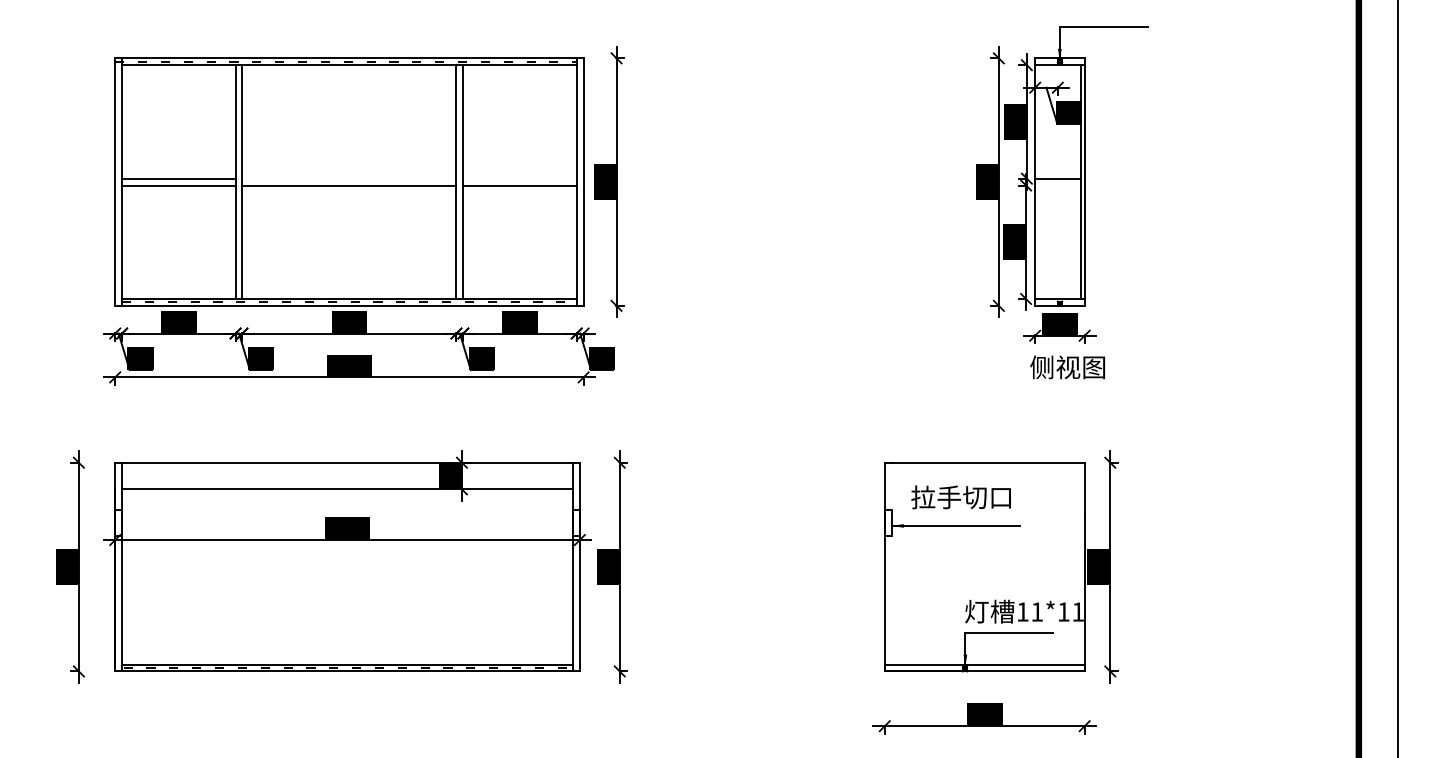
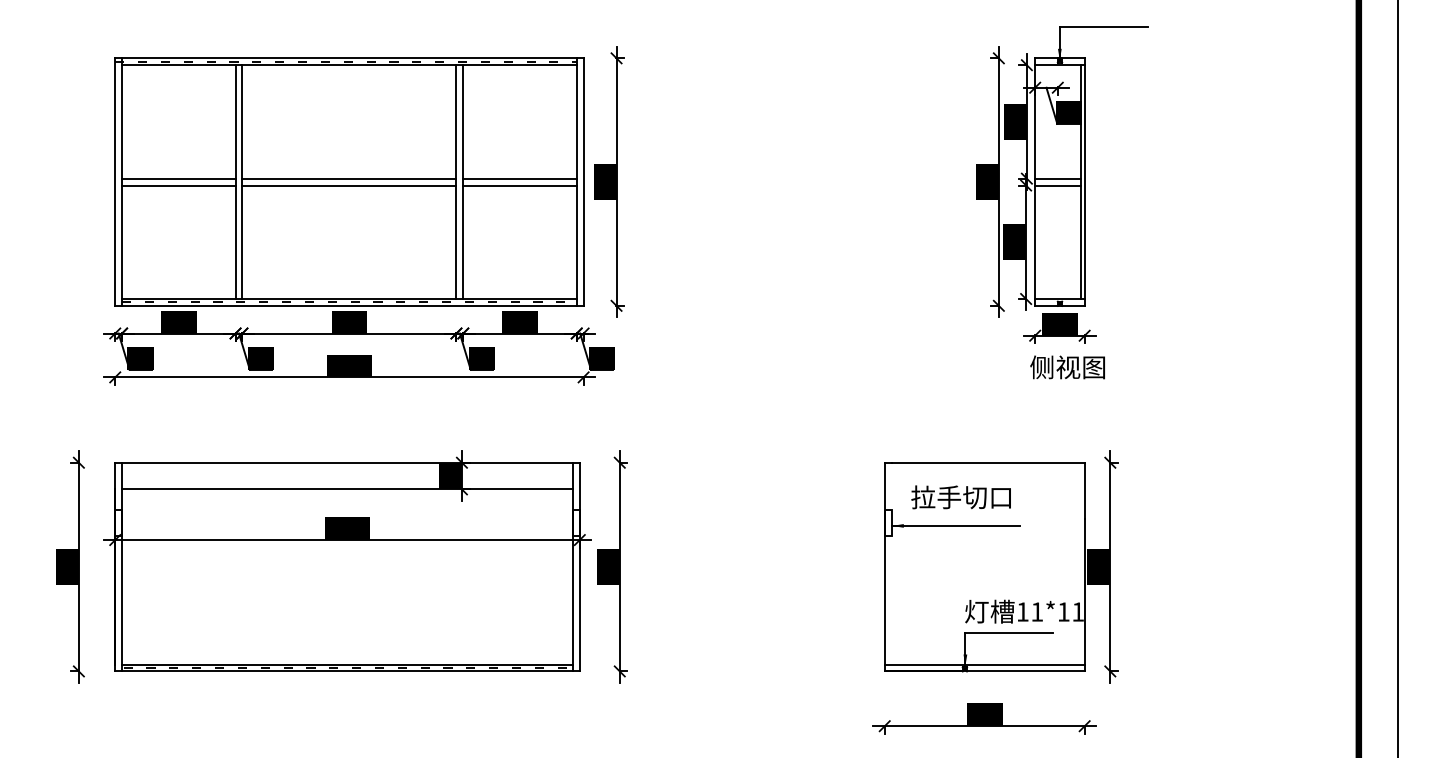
line: none -> present (349, 178)
line: none -> present (519, 178)
line: none -> present (1058, 185)
